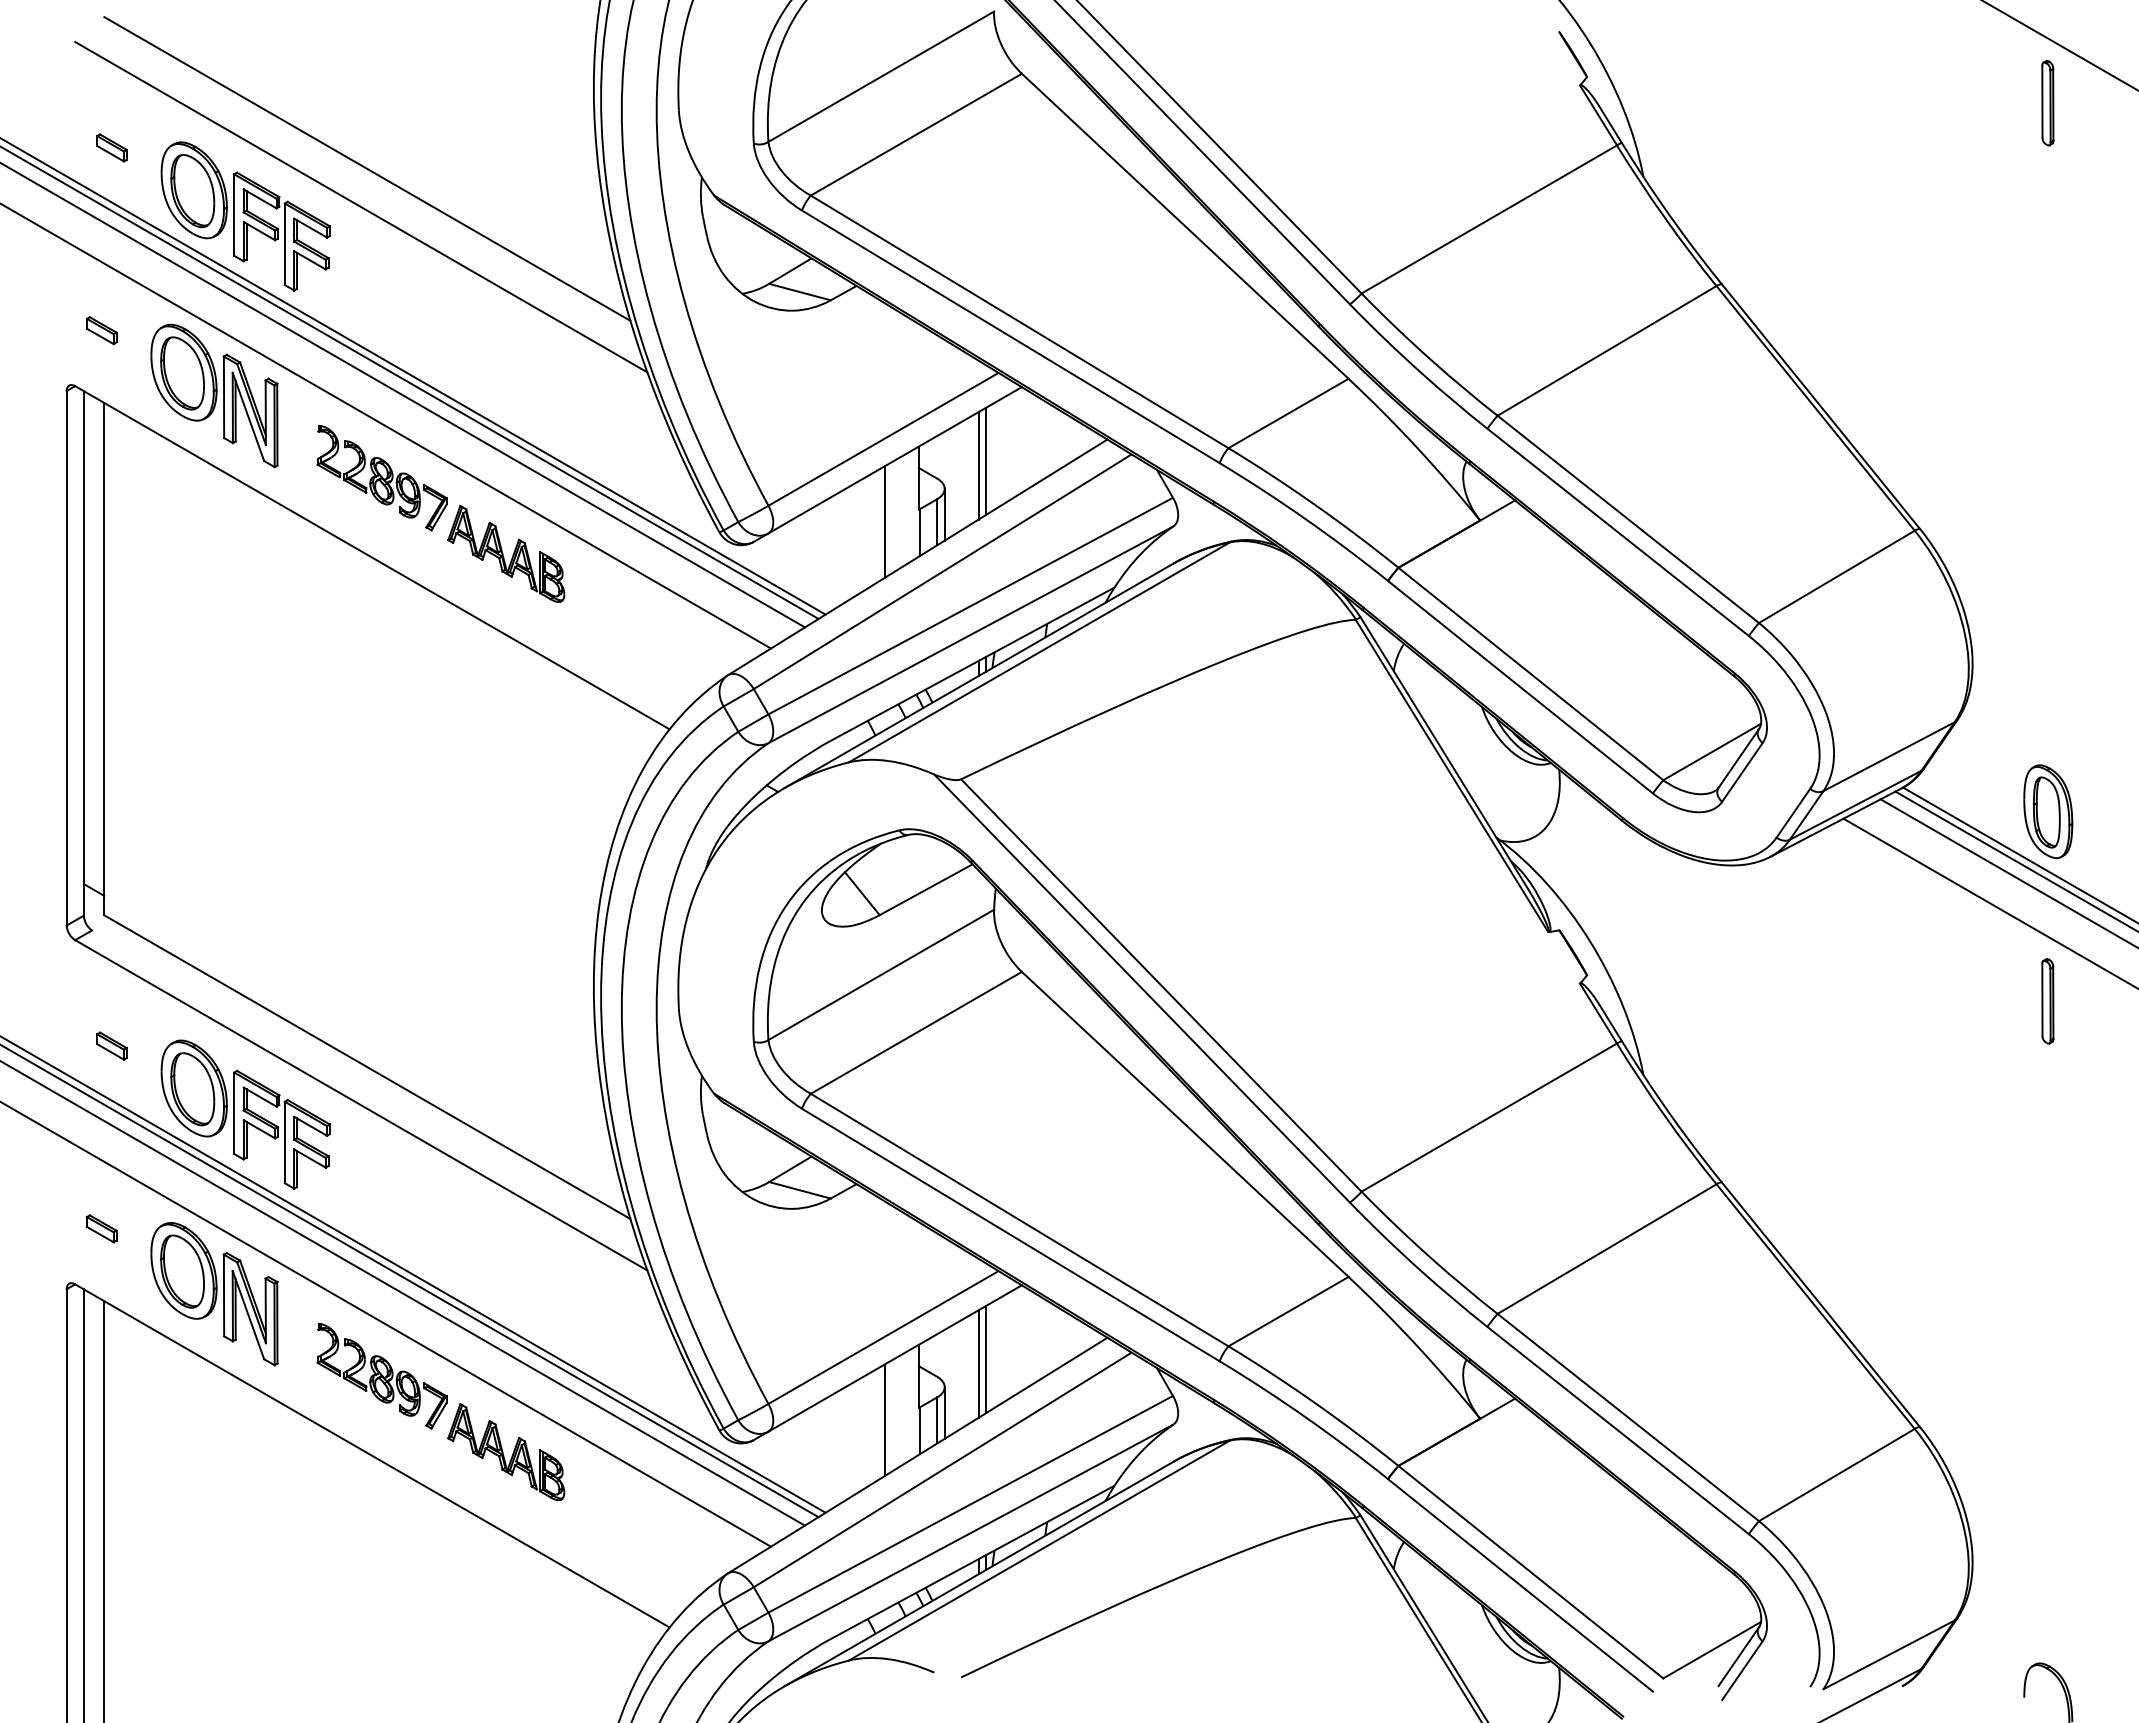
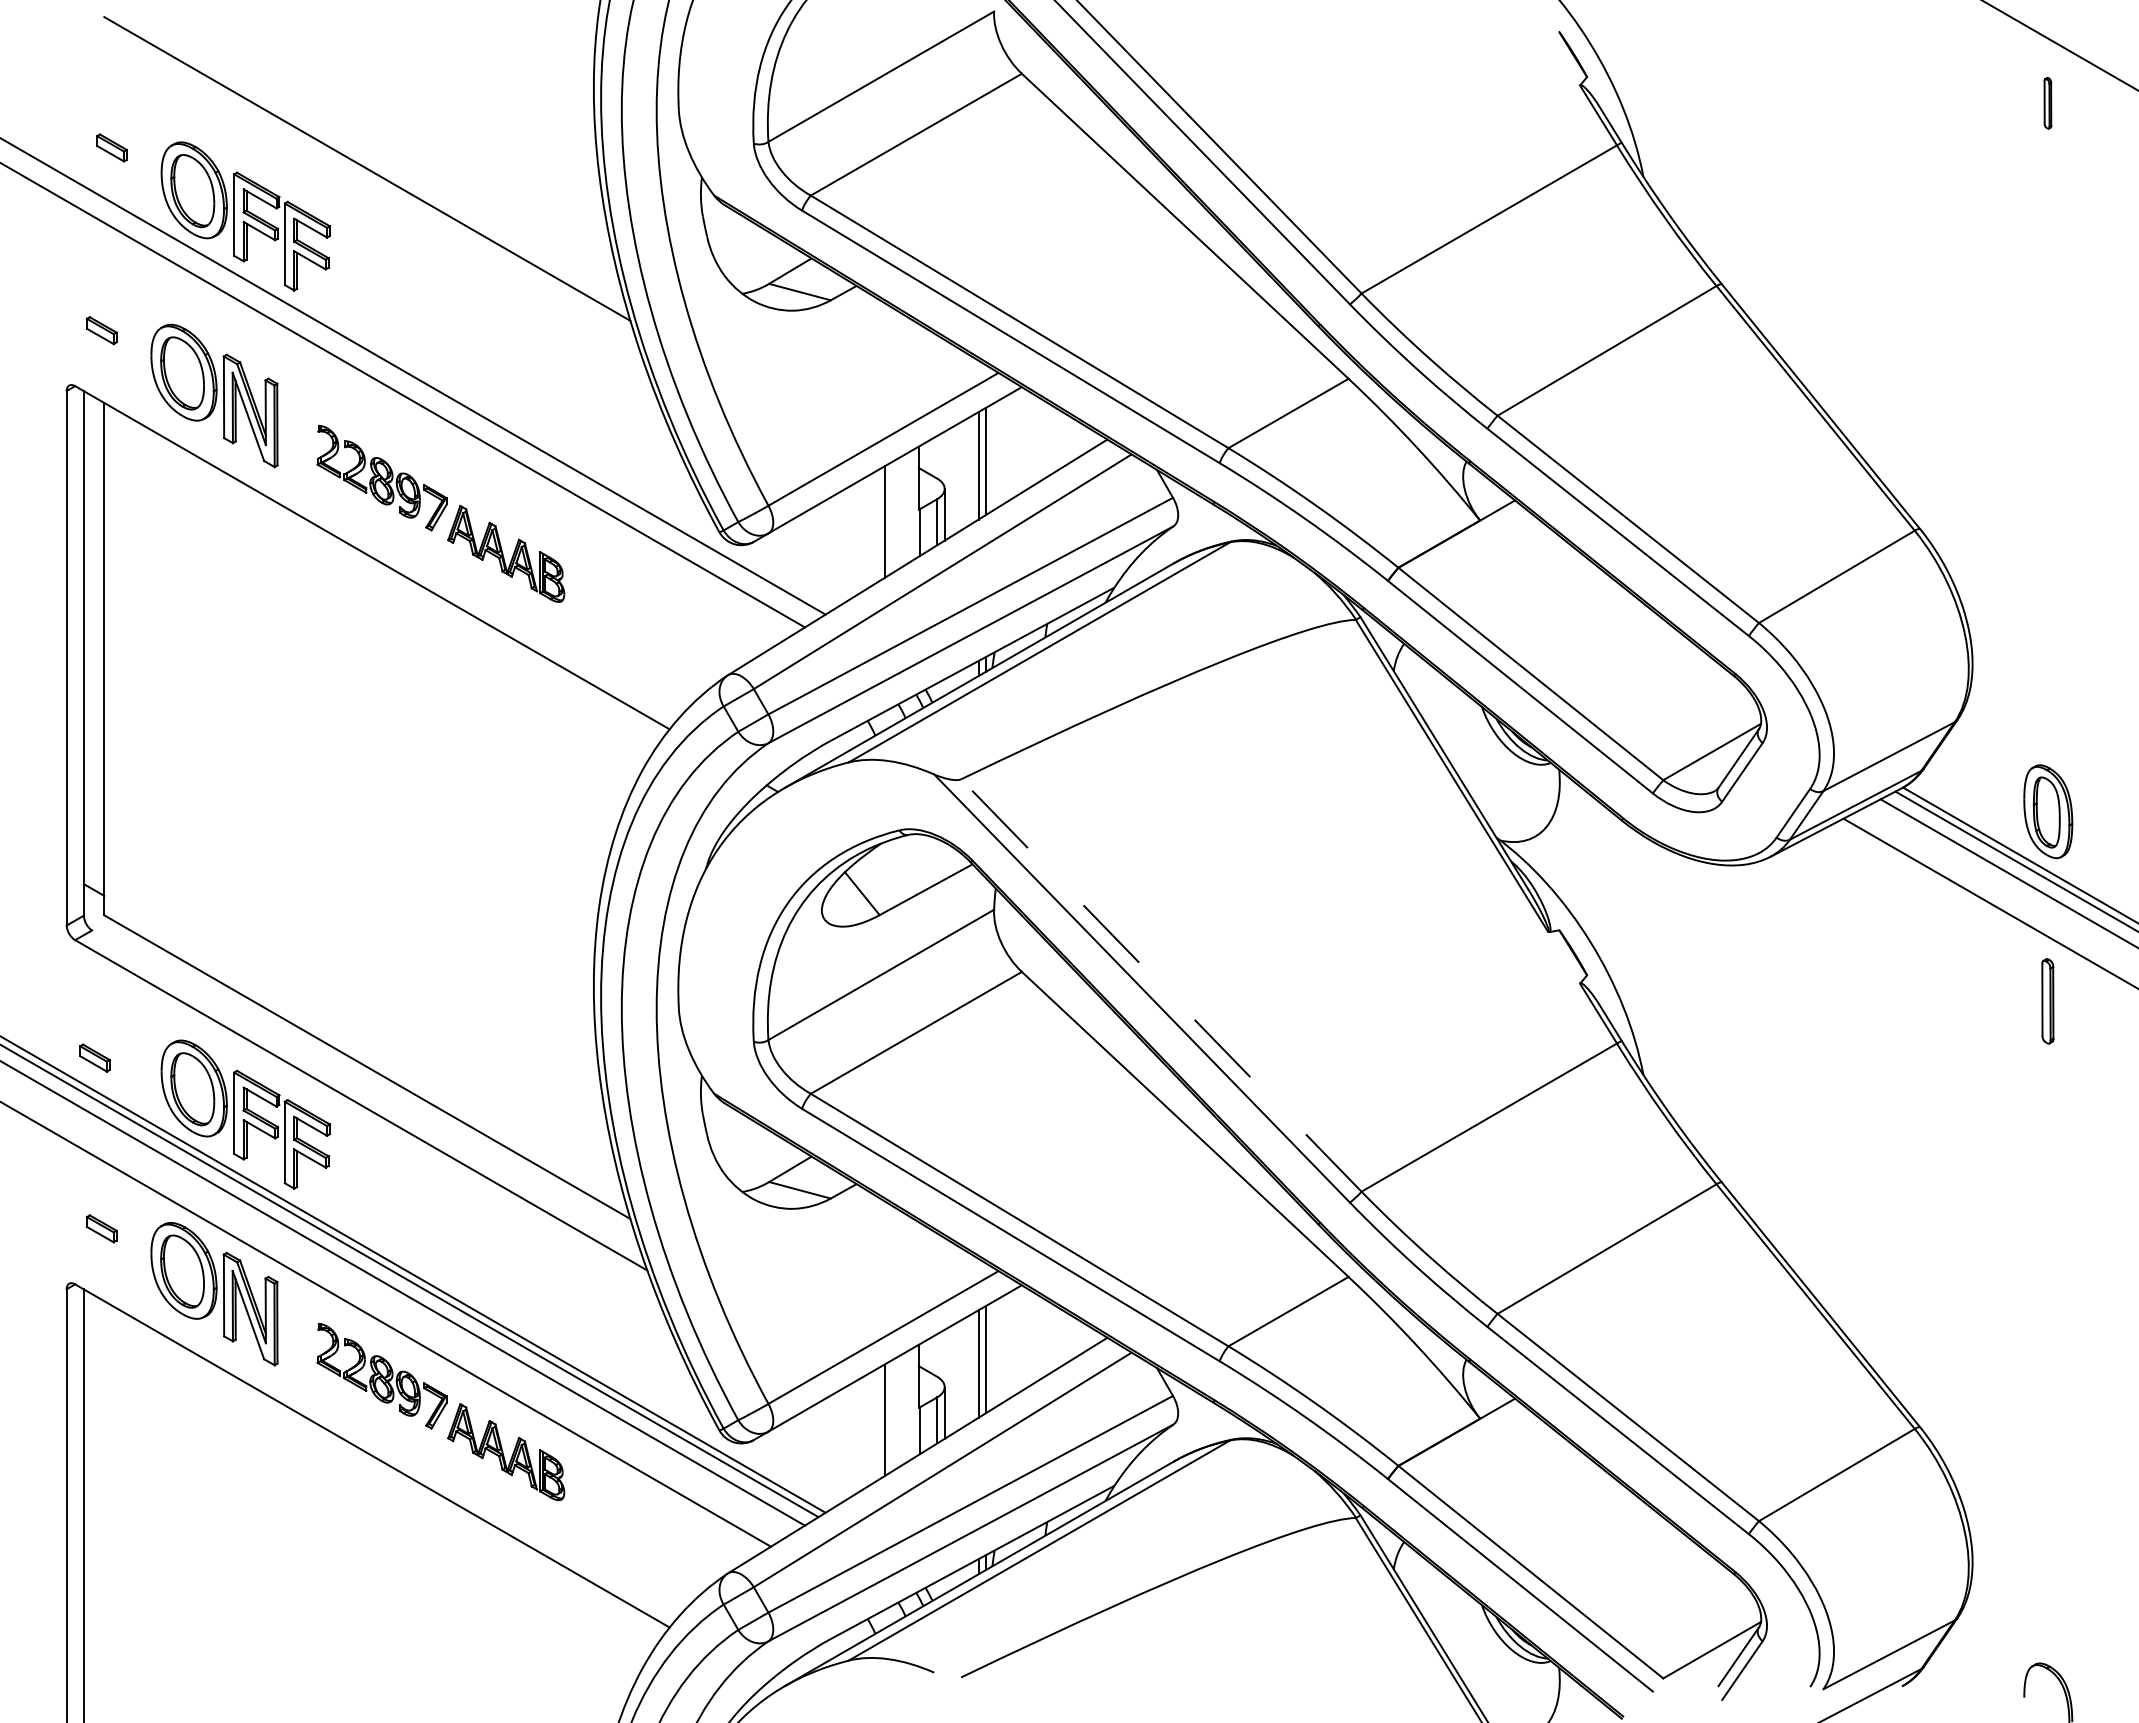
part size: 14x87 px -> 10x53 px (2047, 103)
line: present -> none (361, 207)
line: present -> none (410, 382)
line: present -> none (386, 426)
line: solid -> dashed (1161, 985)
part position: (111, 1045) -> (94, 1057) (94, 1057)
line: present -> none (104, 1510)
